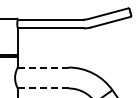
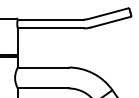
line: dashed -> solid (43, 67)
line: dashed -> solid (43, 88)
